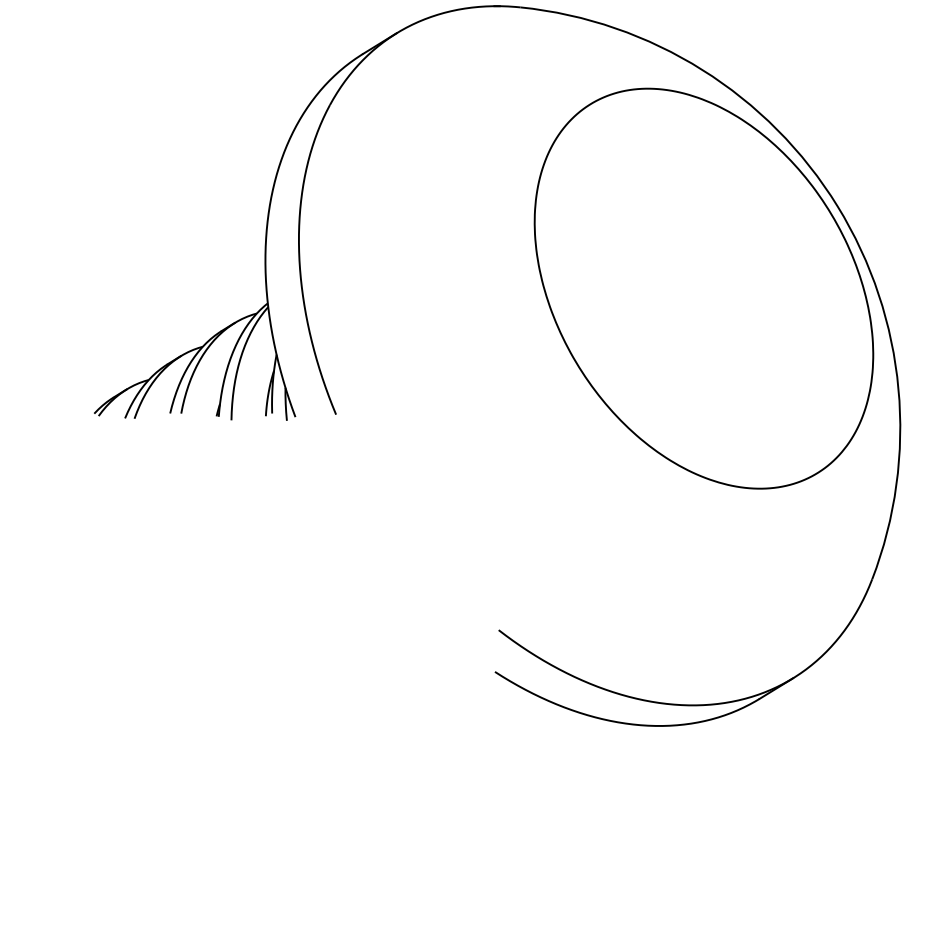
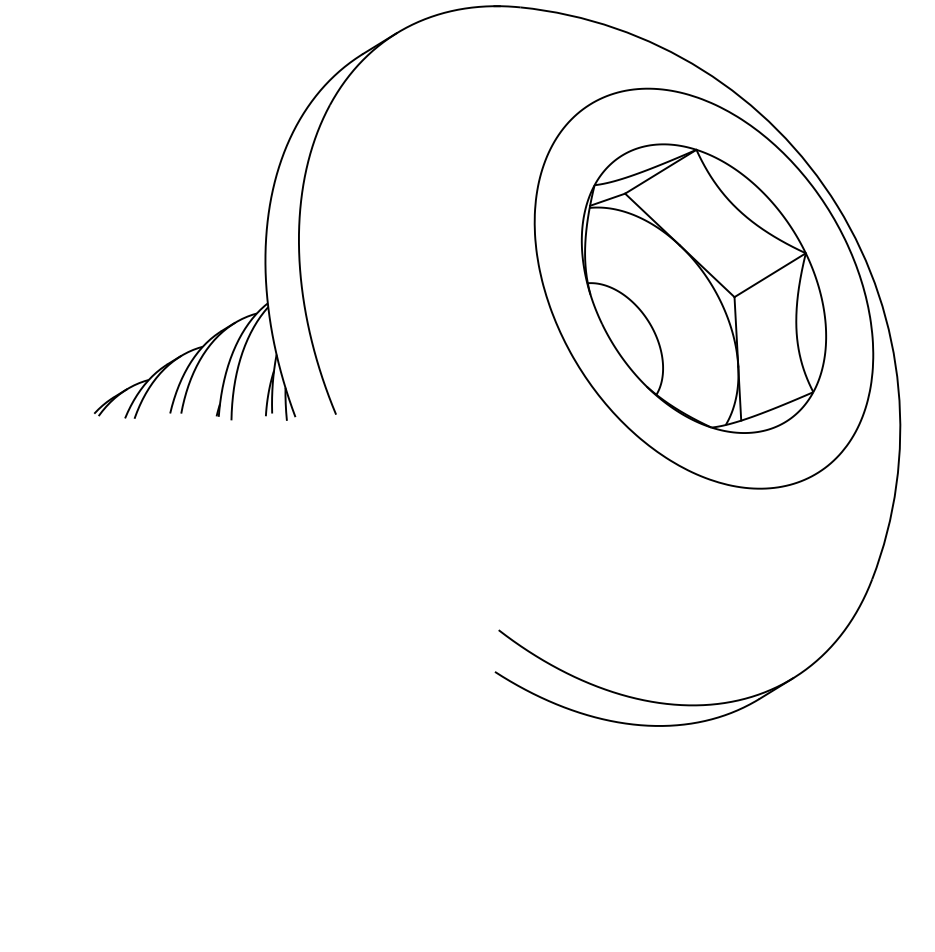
part: none -> present (703, 288)
